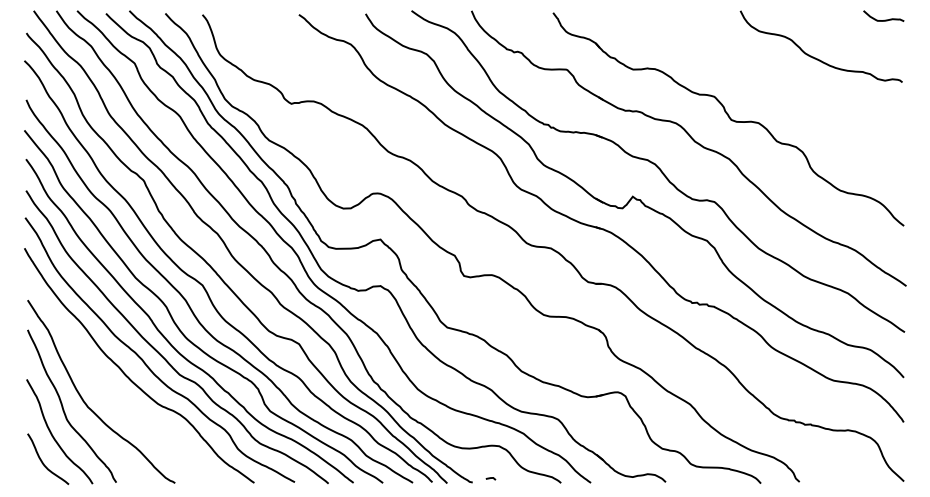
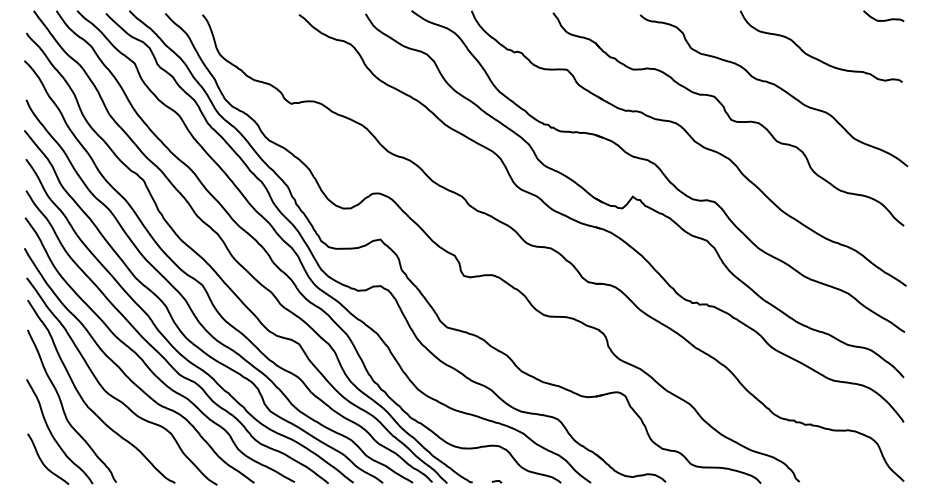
curve: none -> present (775, 86)
curve: none -> present (111, 394)
line position: (490, 478) -> (496, 481) (496, 481)
